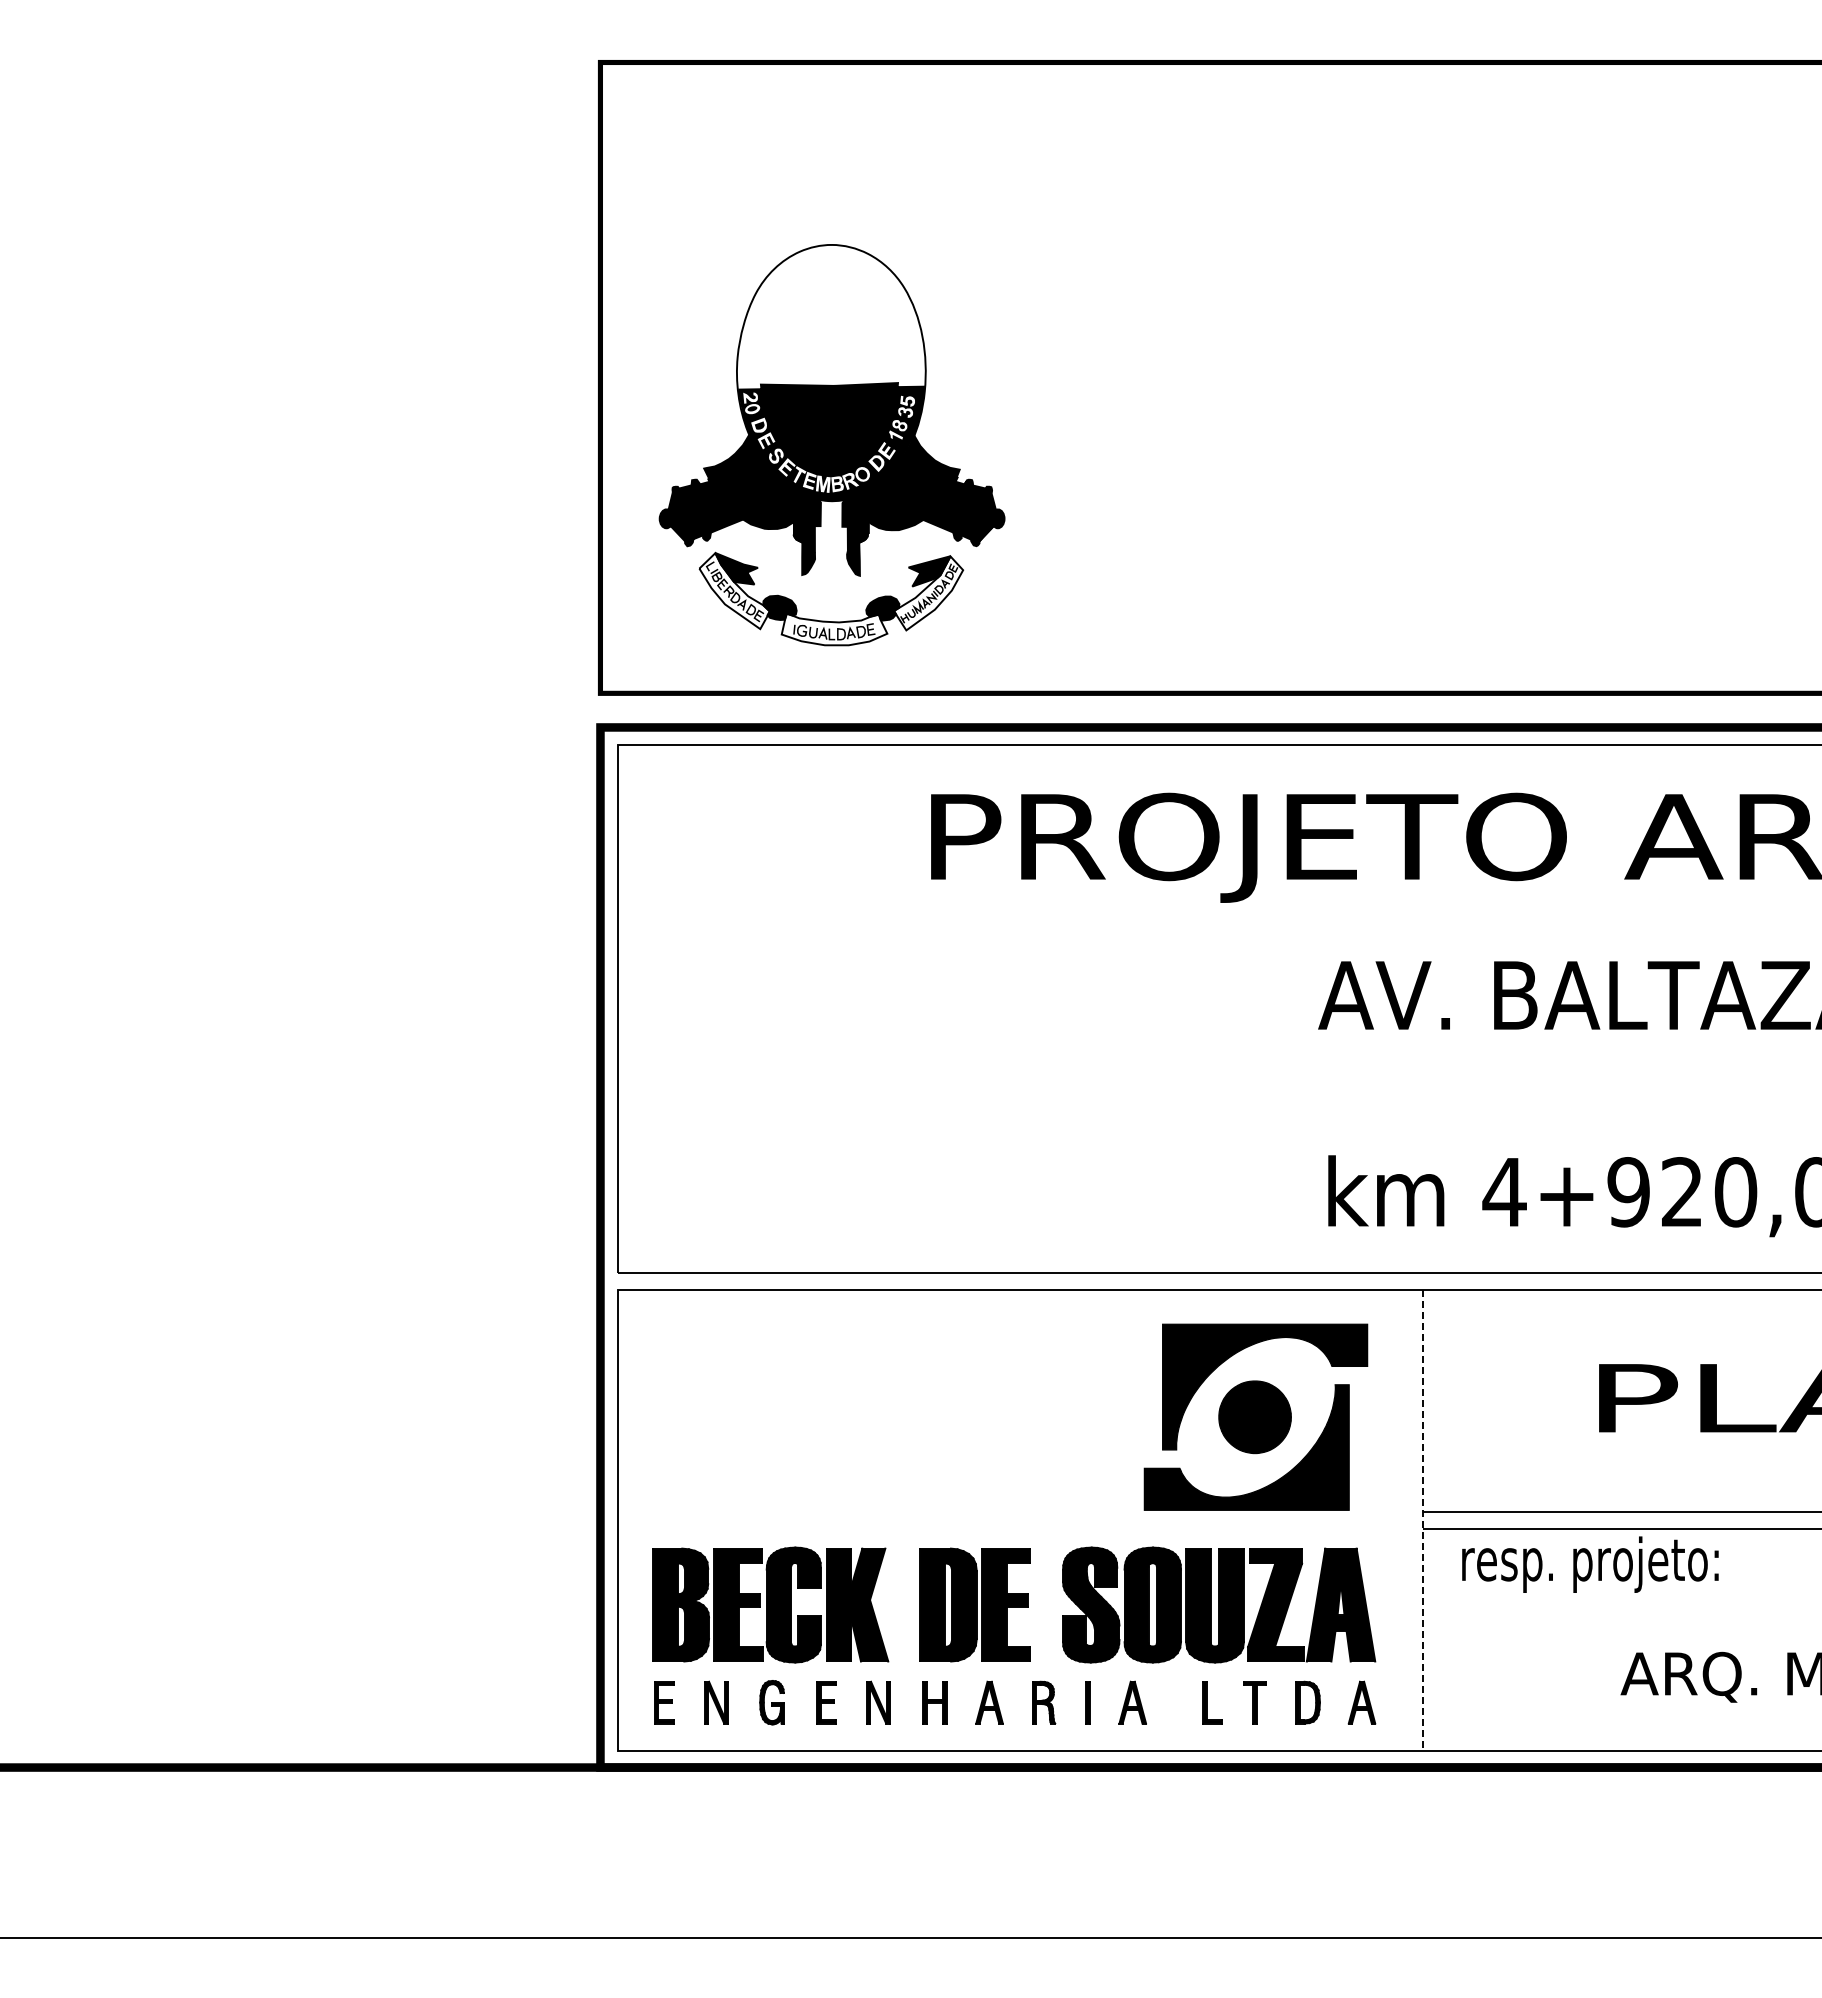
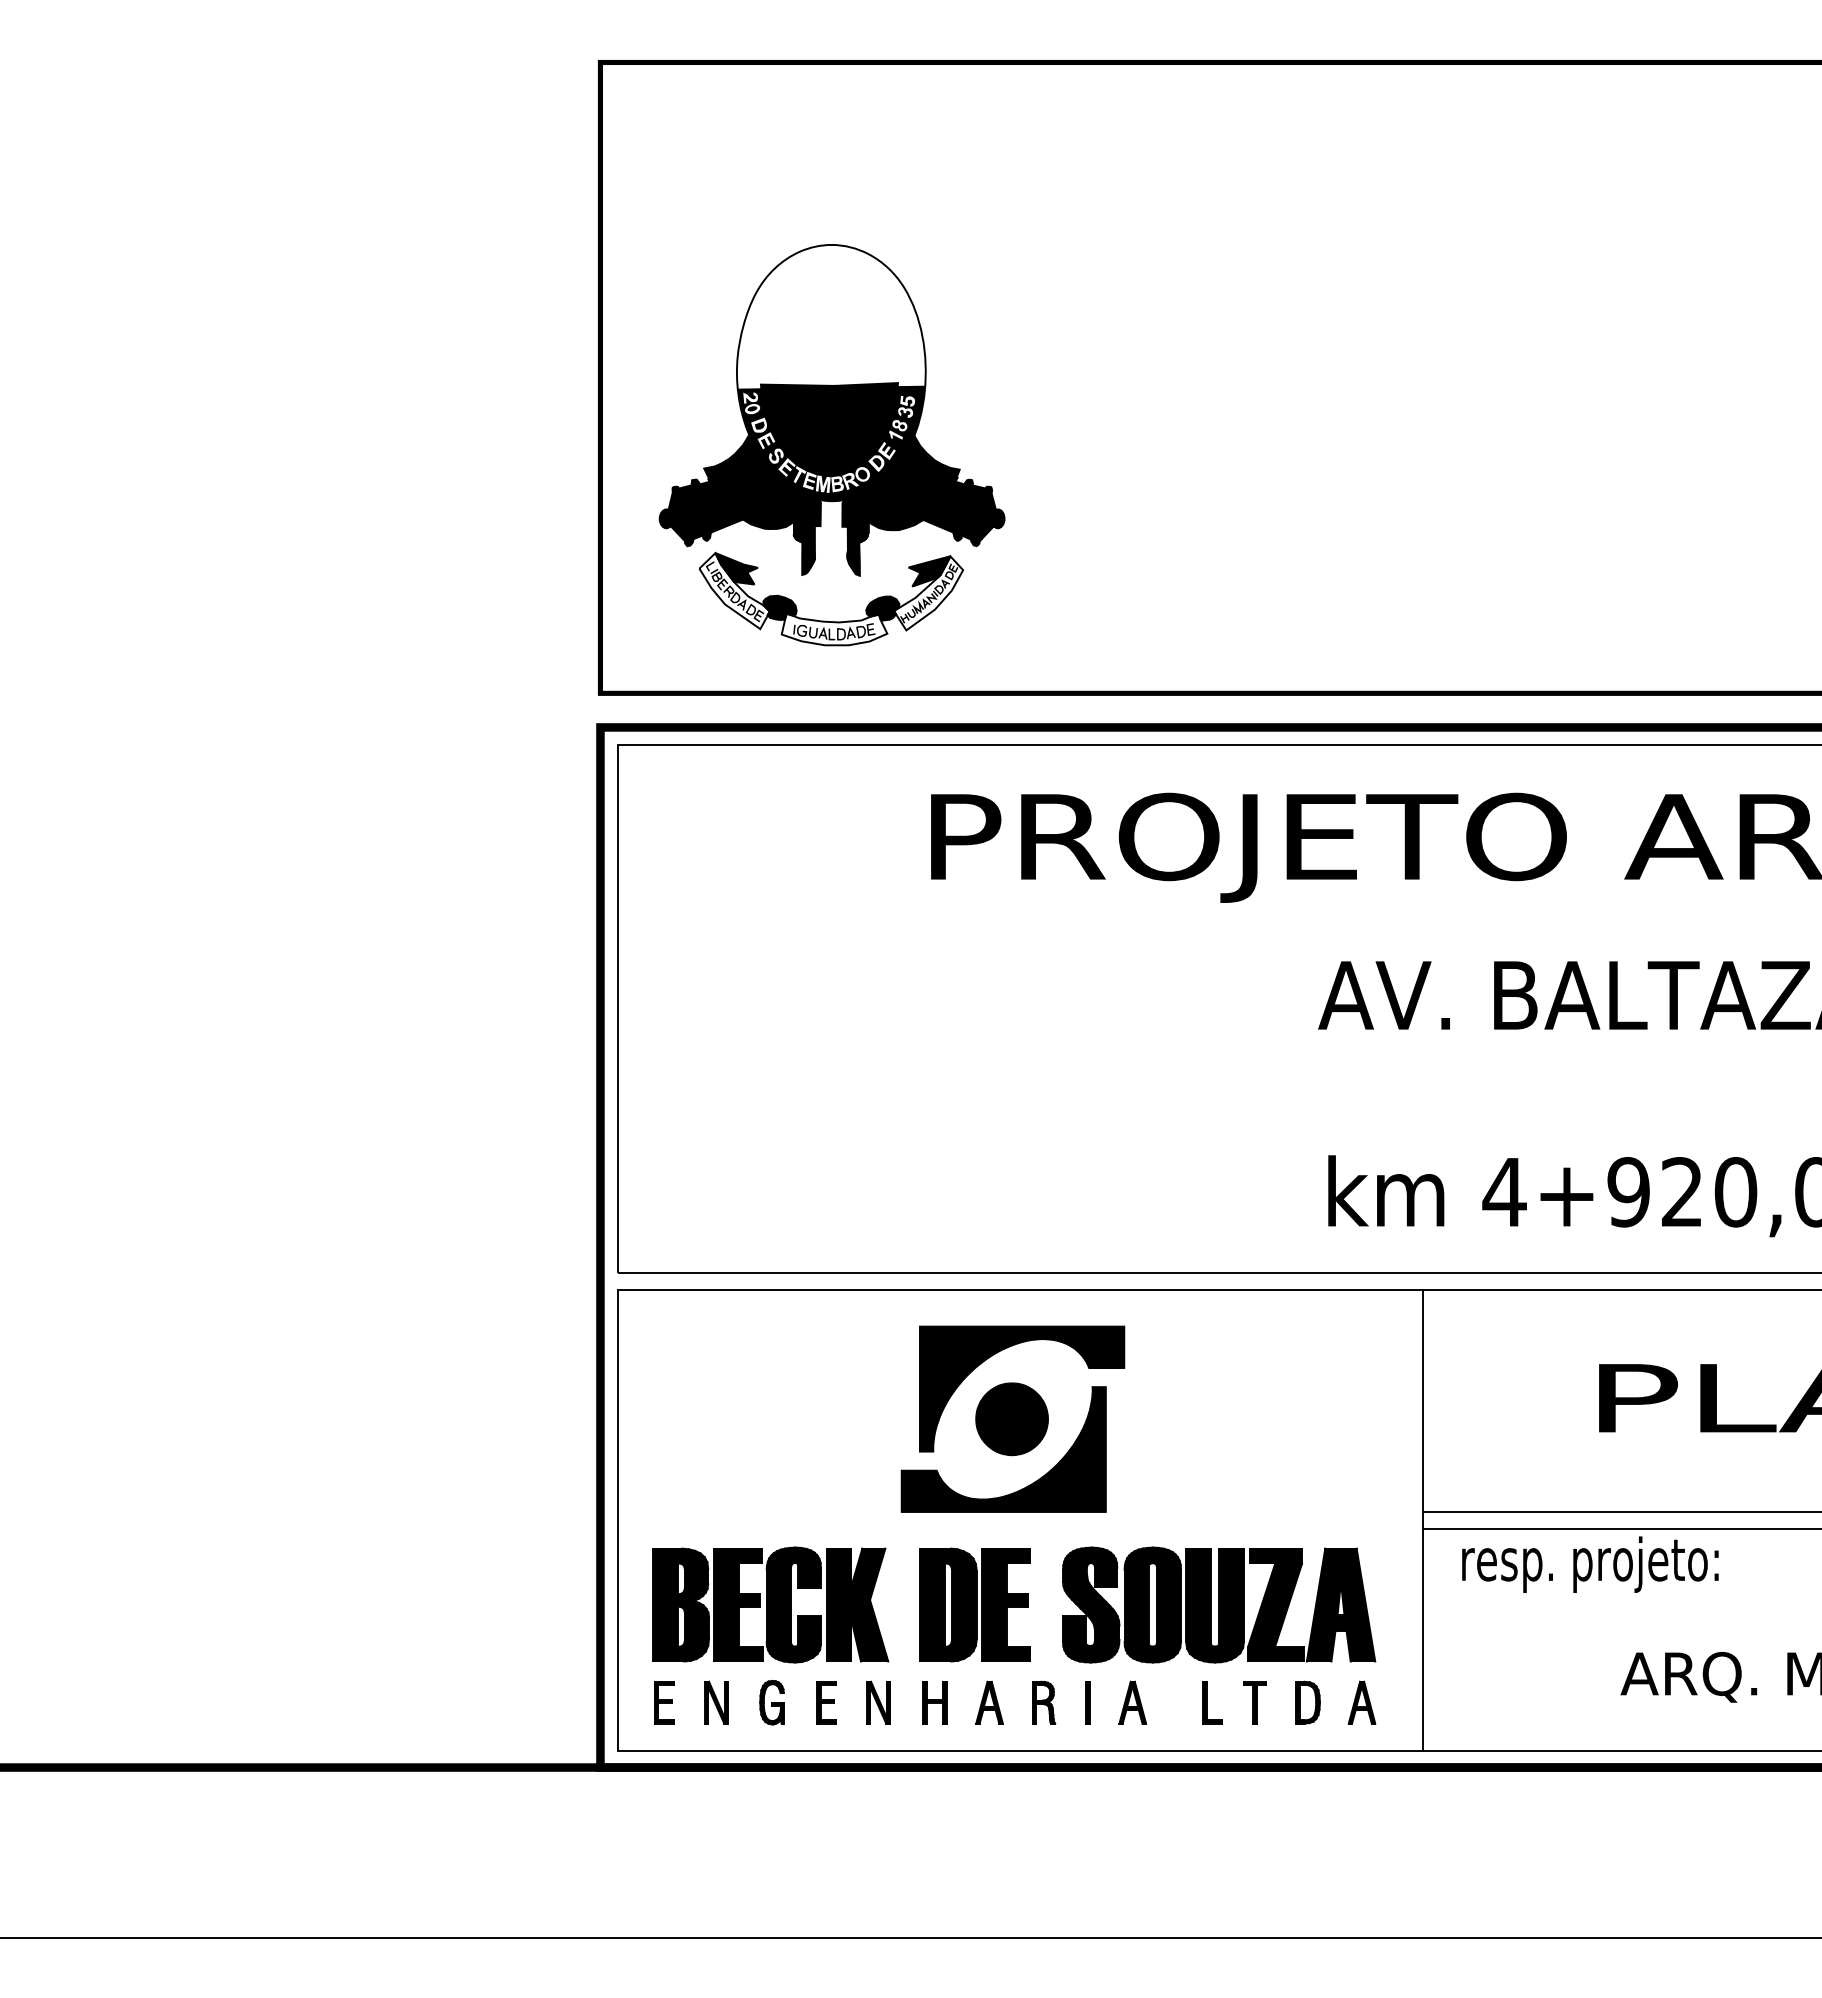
part position: (1255, 1416) -> (1012, 1418) (1012, 1418)
line: dashed -> solid (1423, 1520)
